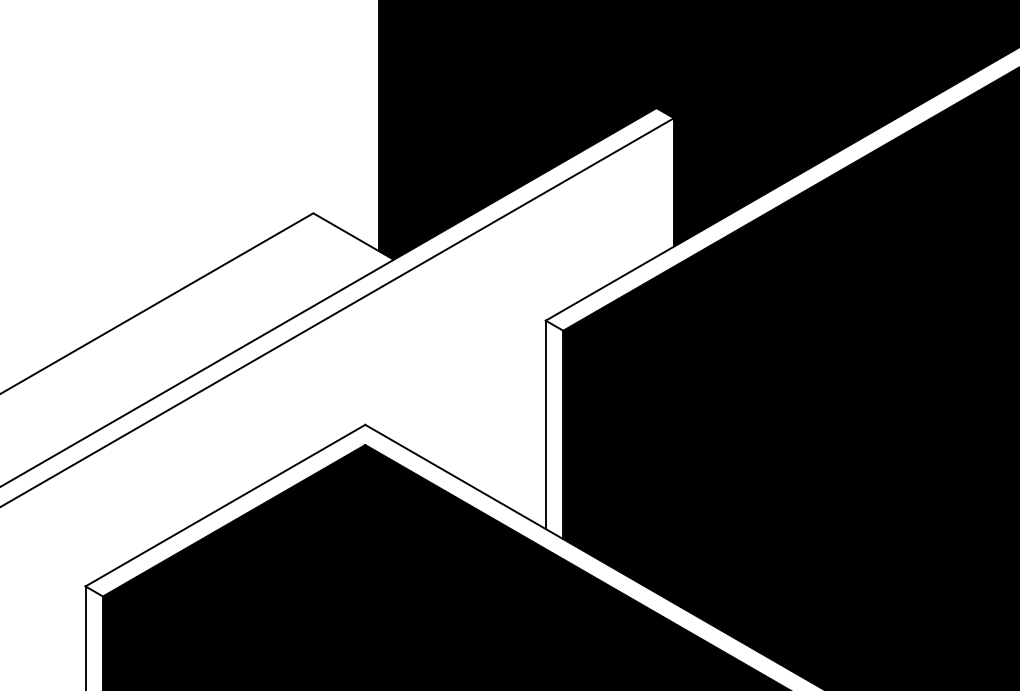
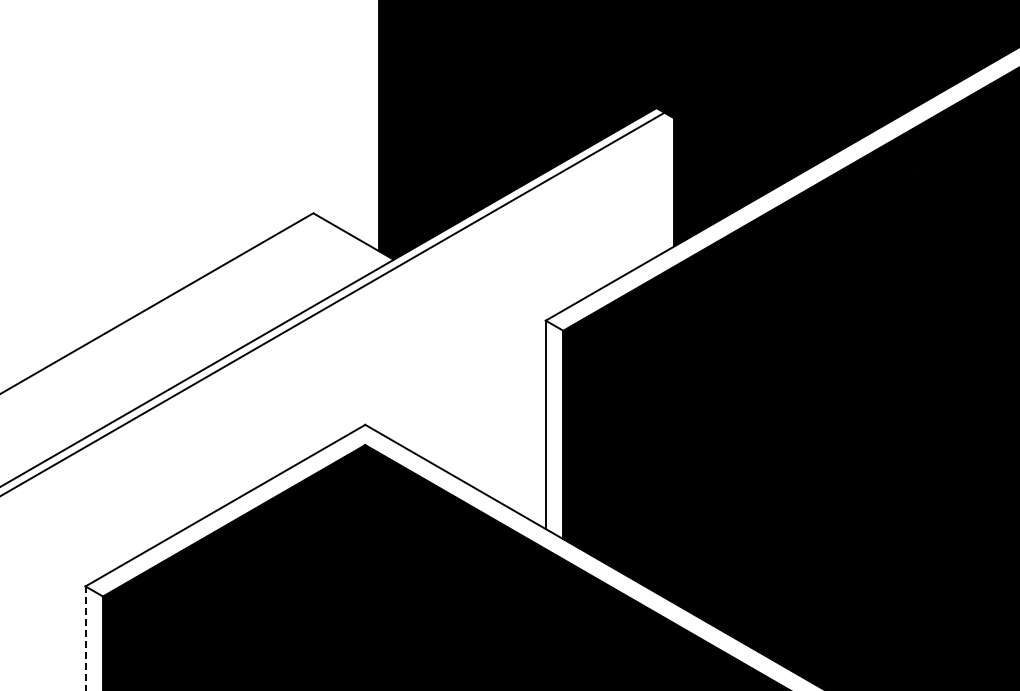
line position: (338, 311) -> (335, 302) (335, 302)
line: solid -> dashed (85, 638)
